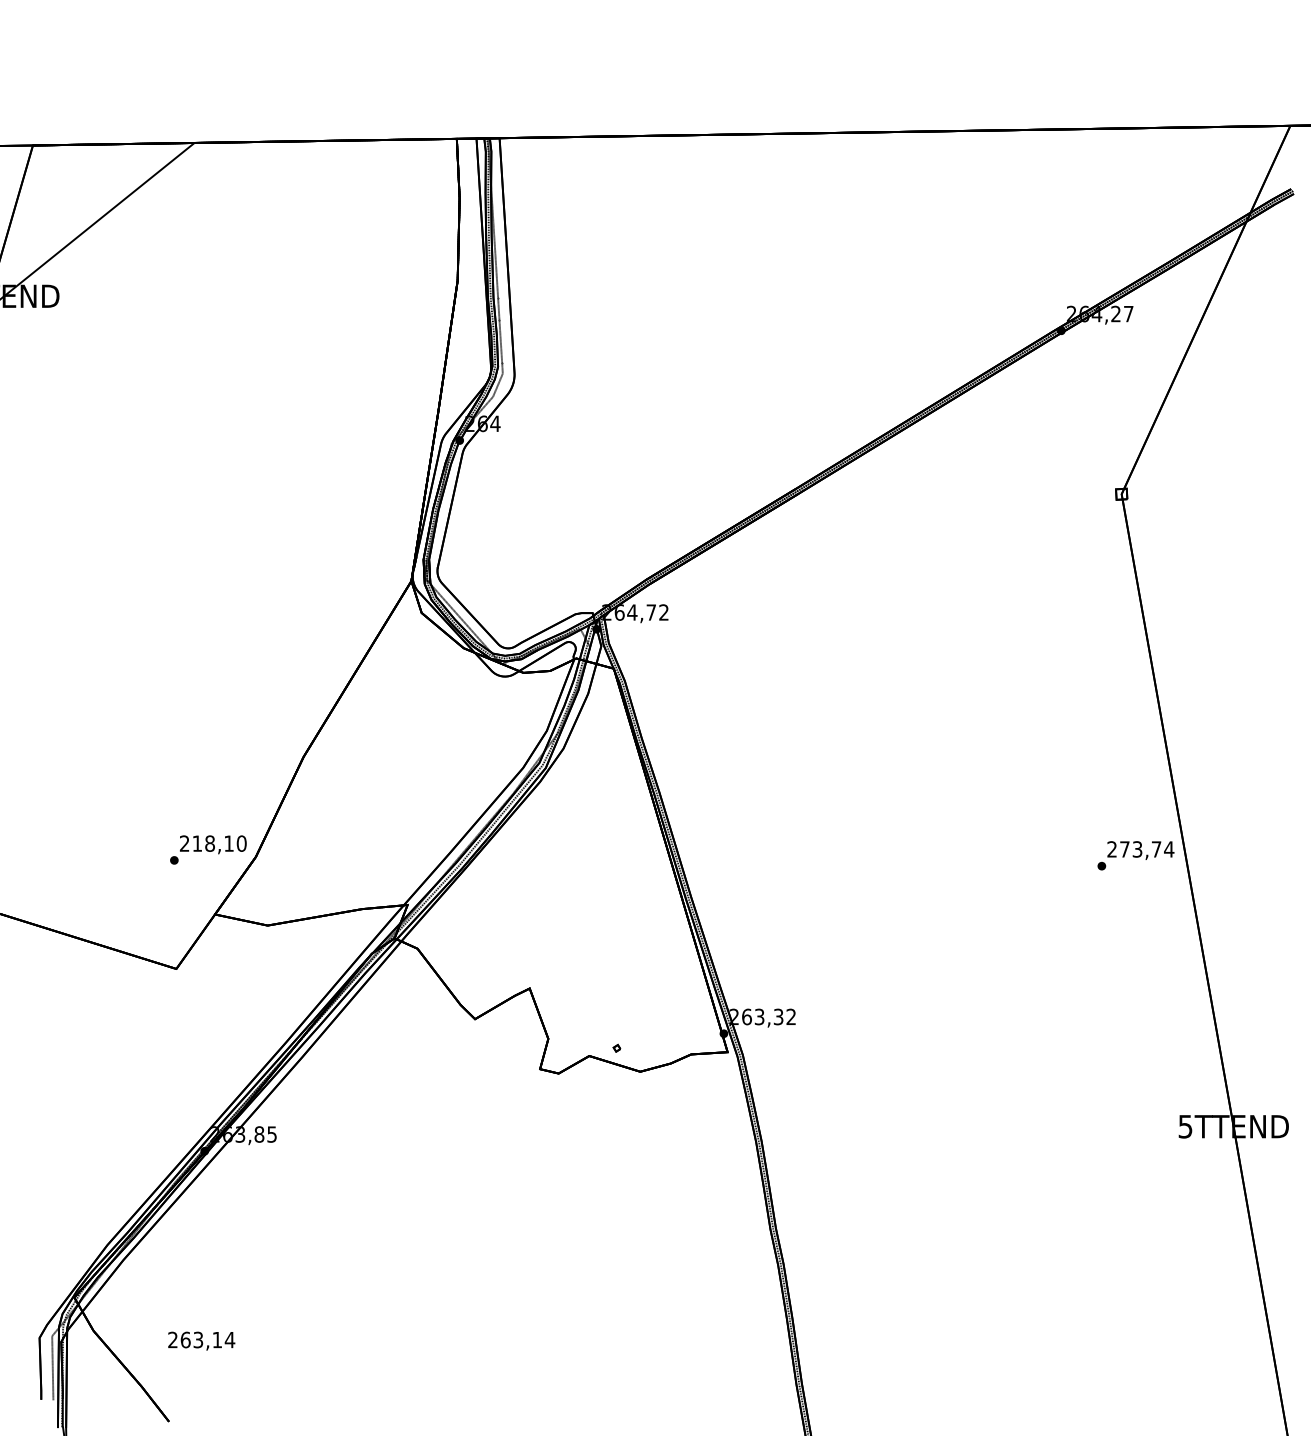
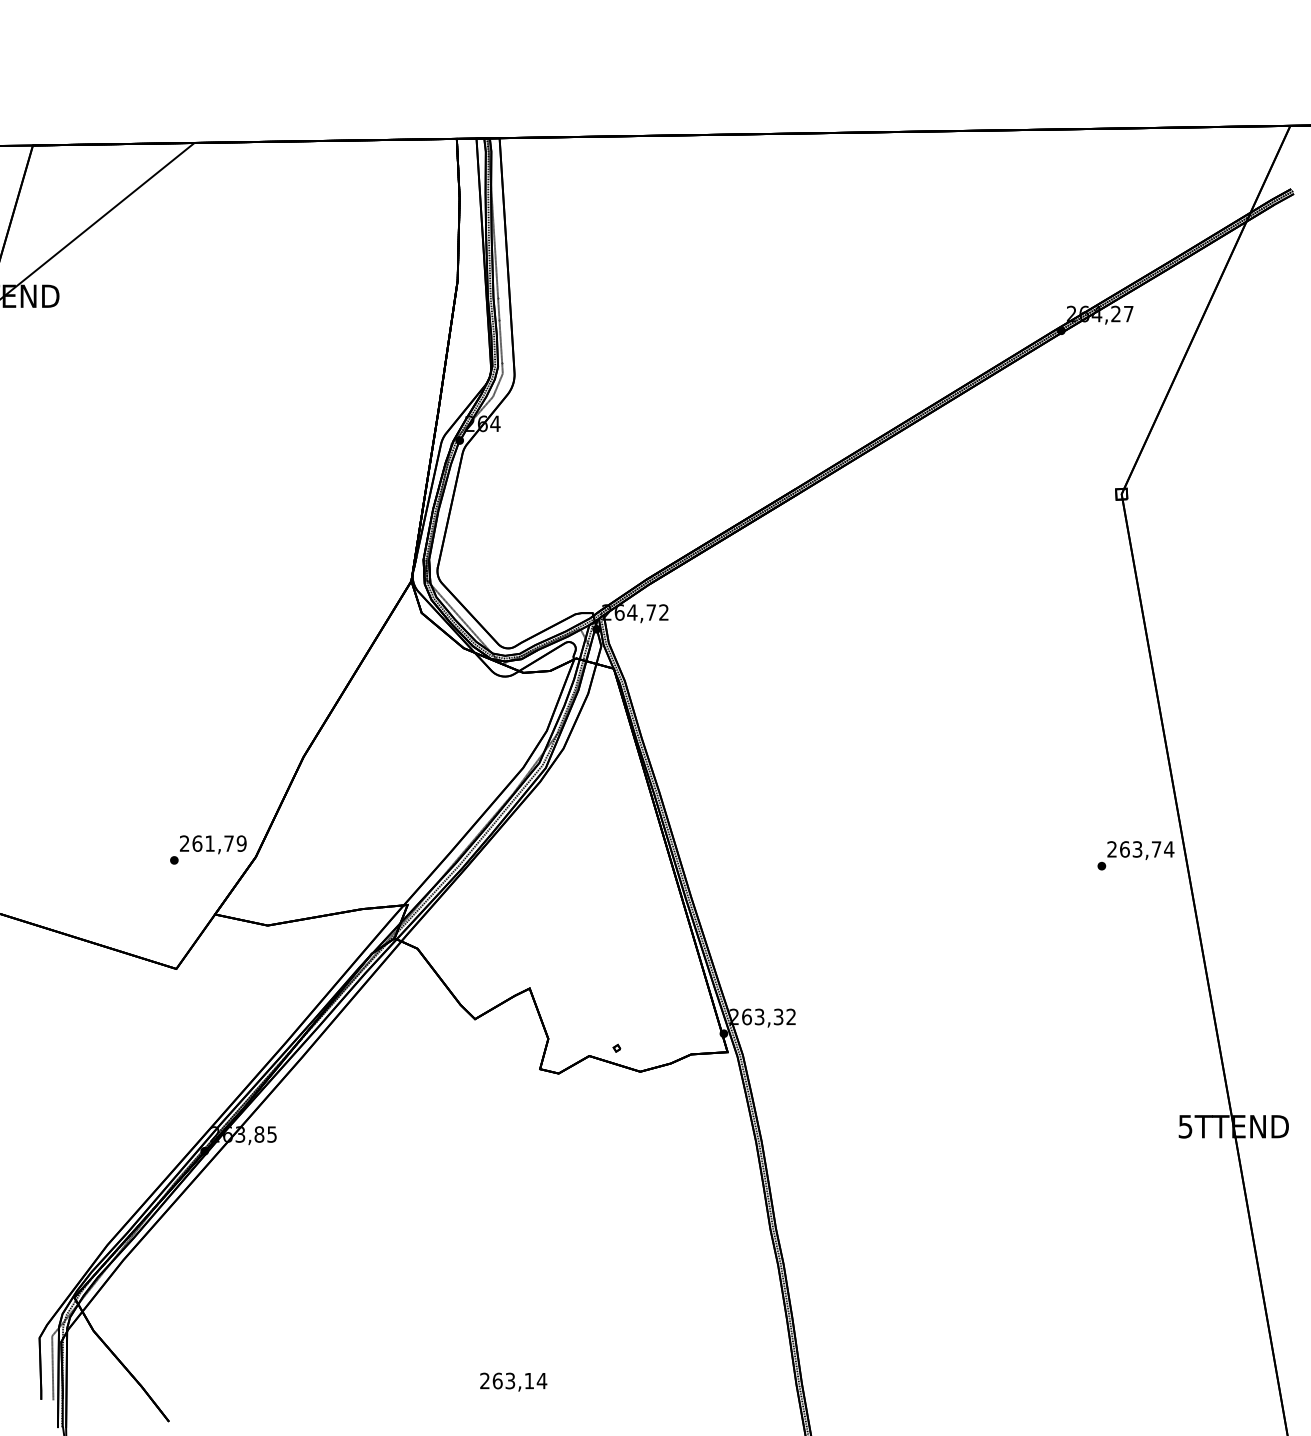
text: 218,10 -> 261,79 (219, 843)
text: 273,74 -> 263,74 (1124, 849)
text position: (201, 1340) -> (513, 1381) (513, 1381)
